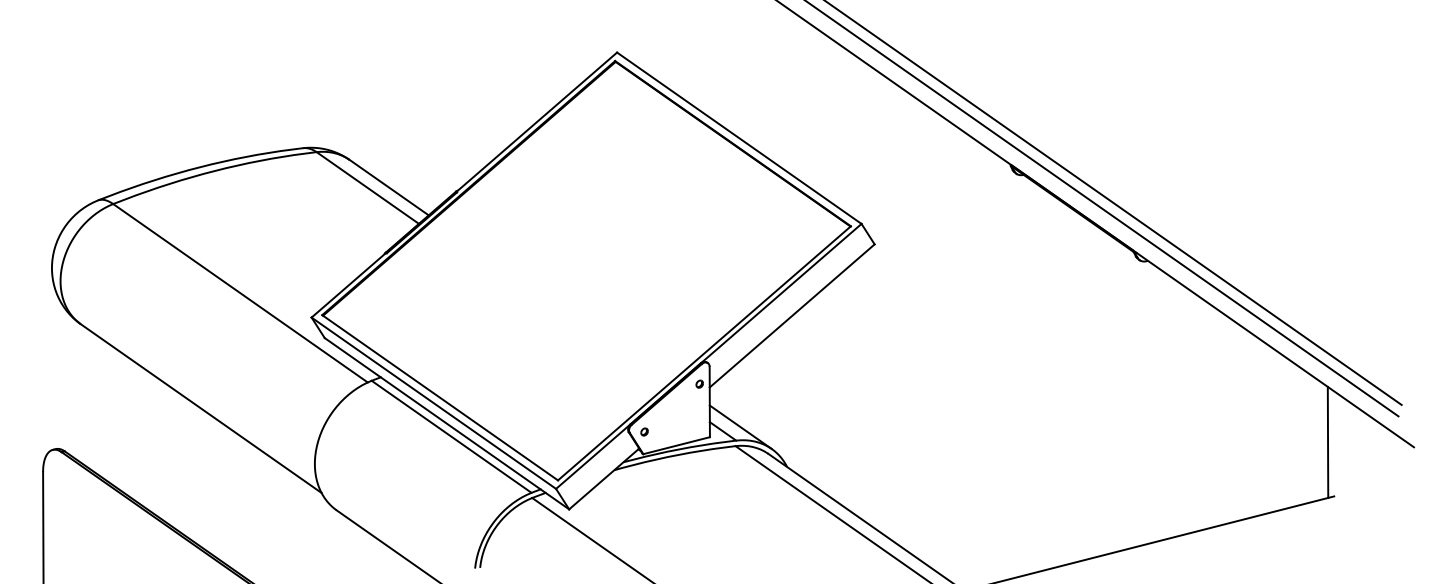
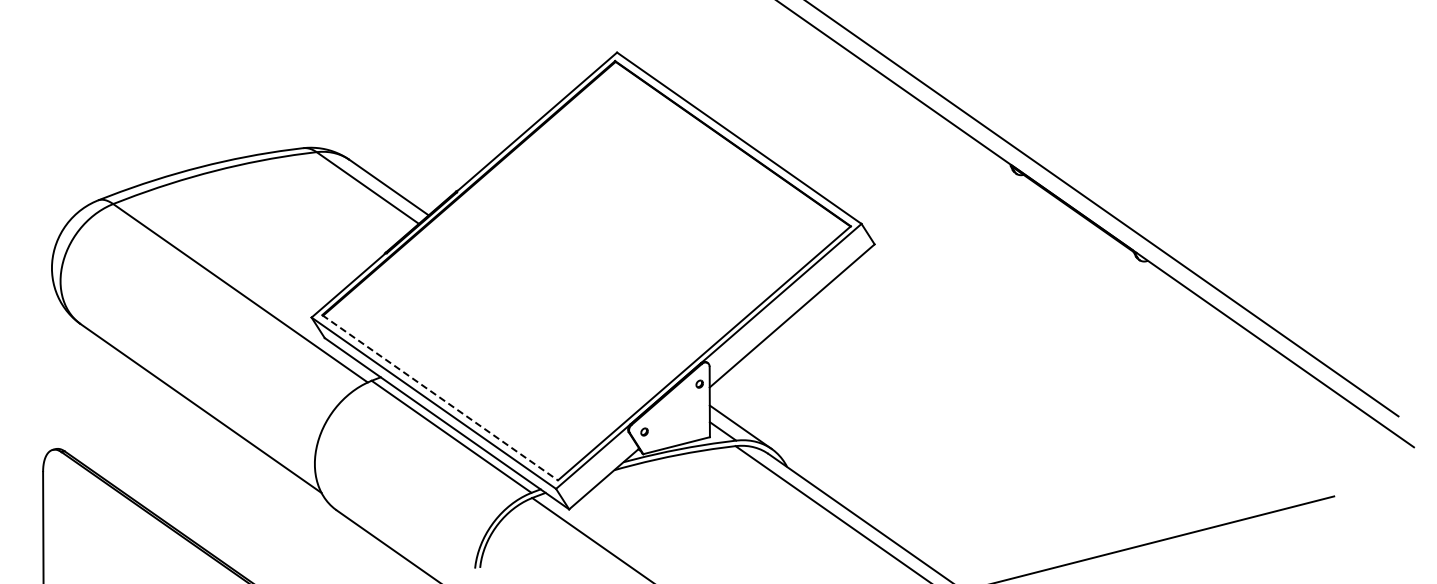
line: present -> none (1114, 203)
line: solid -> dashed (440, 397)
line: present -> none (1327, 441)
